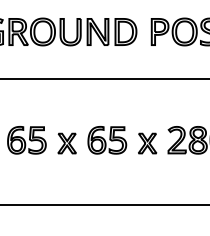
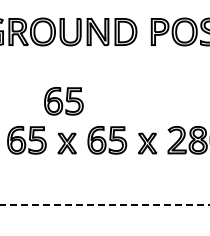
line: present -> none (104, 79)
part: none -> present (63, 101)
line: solid -> dashed (105, 205)
